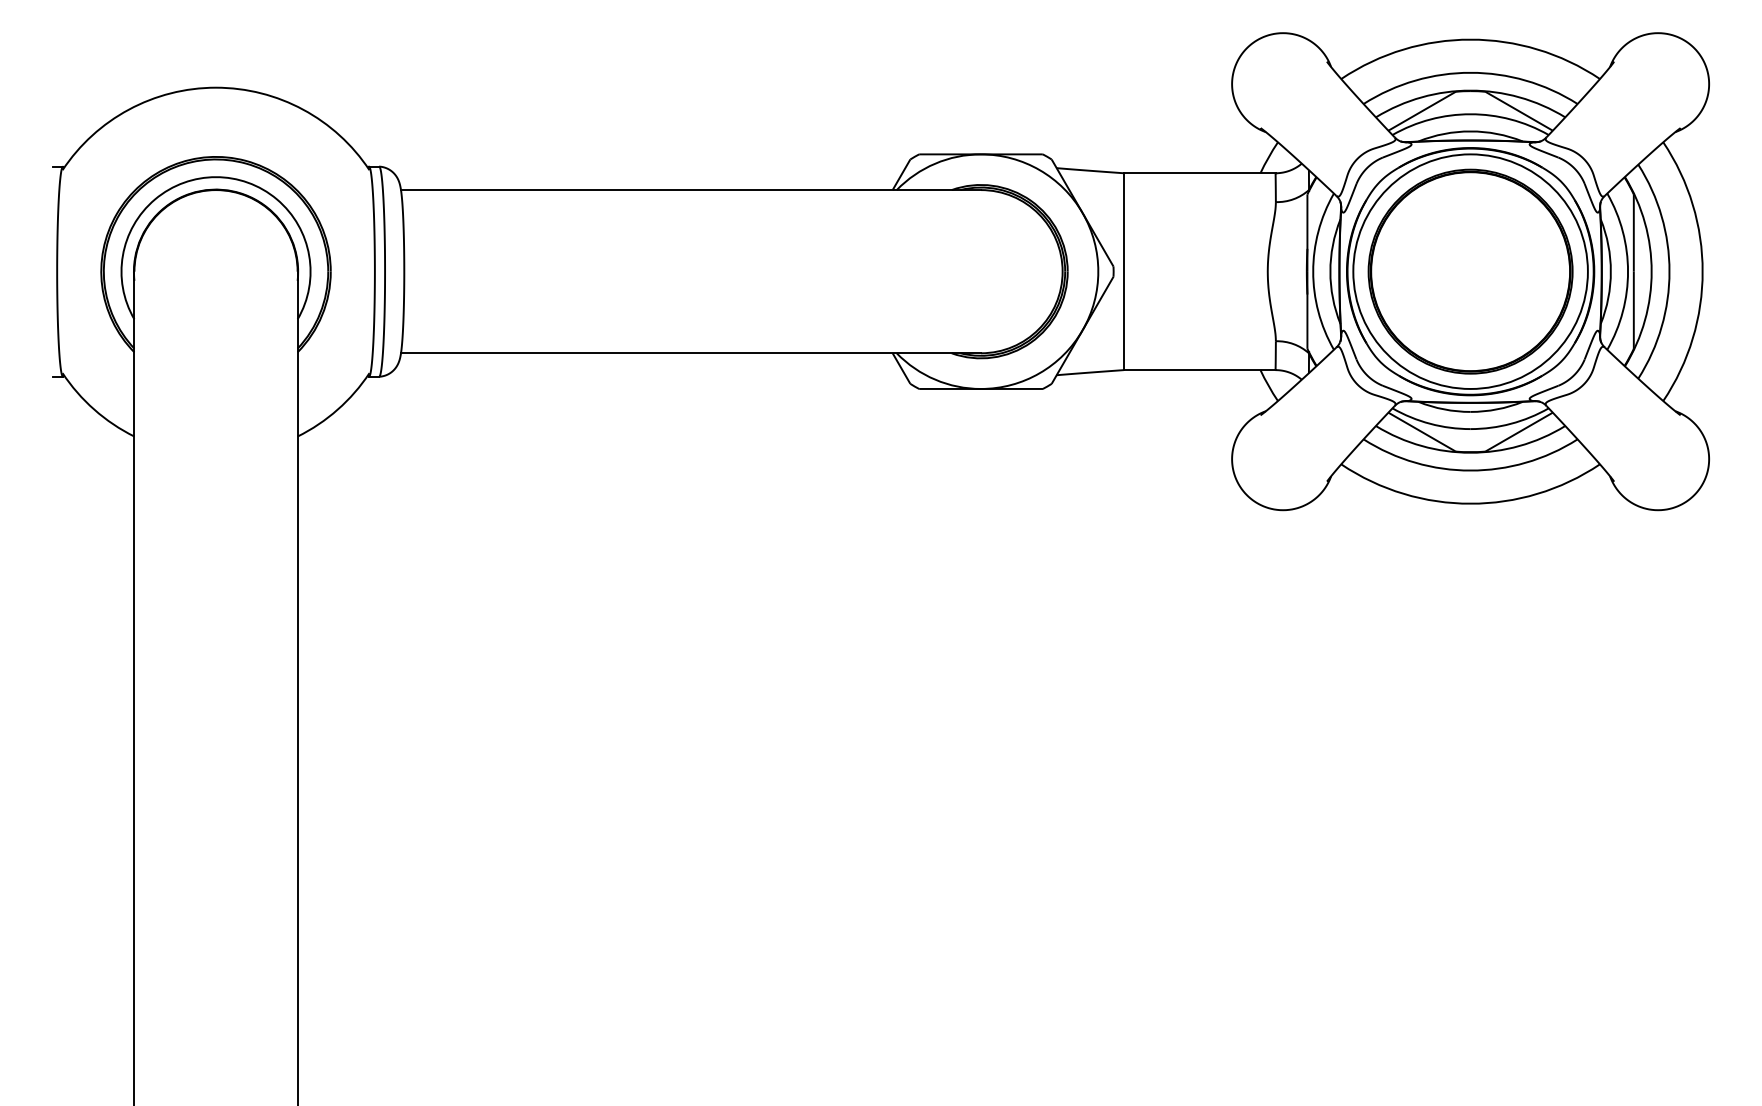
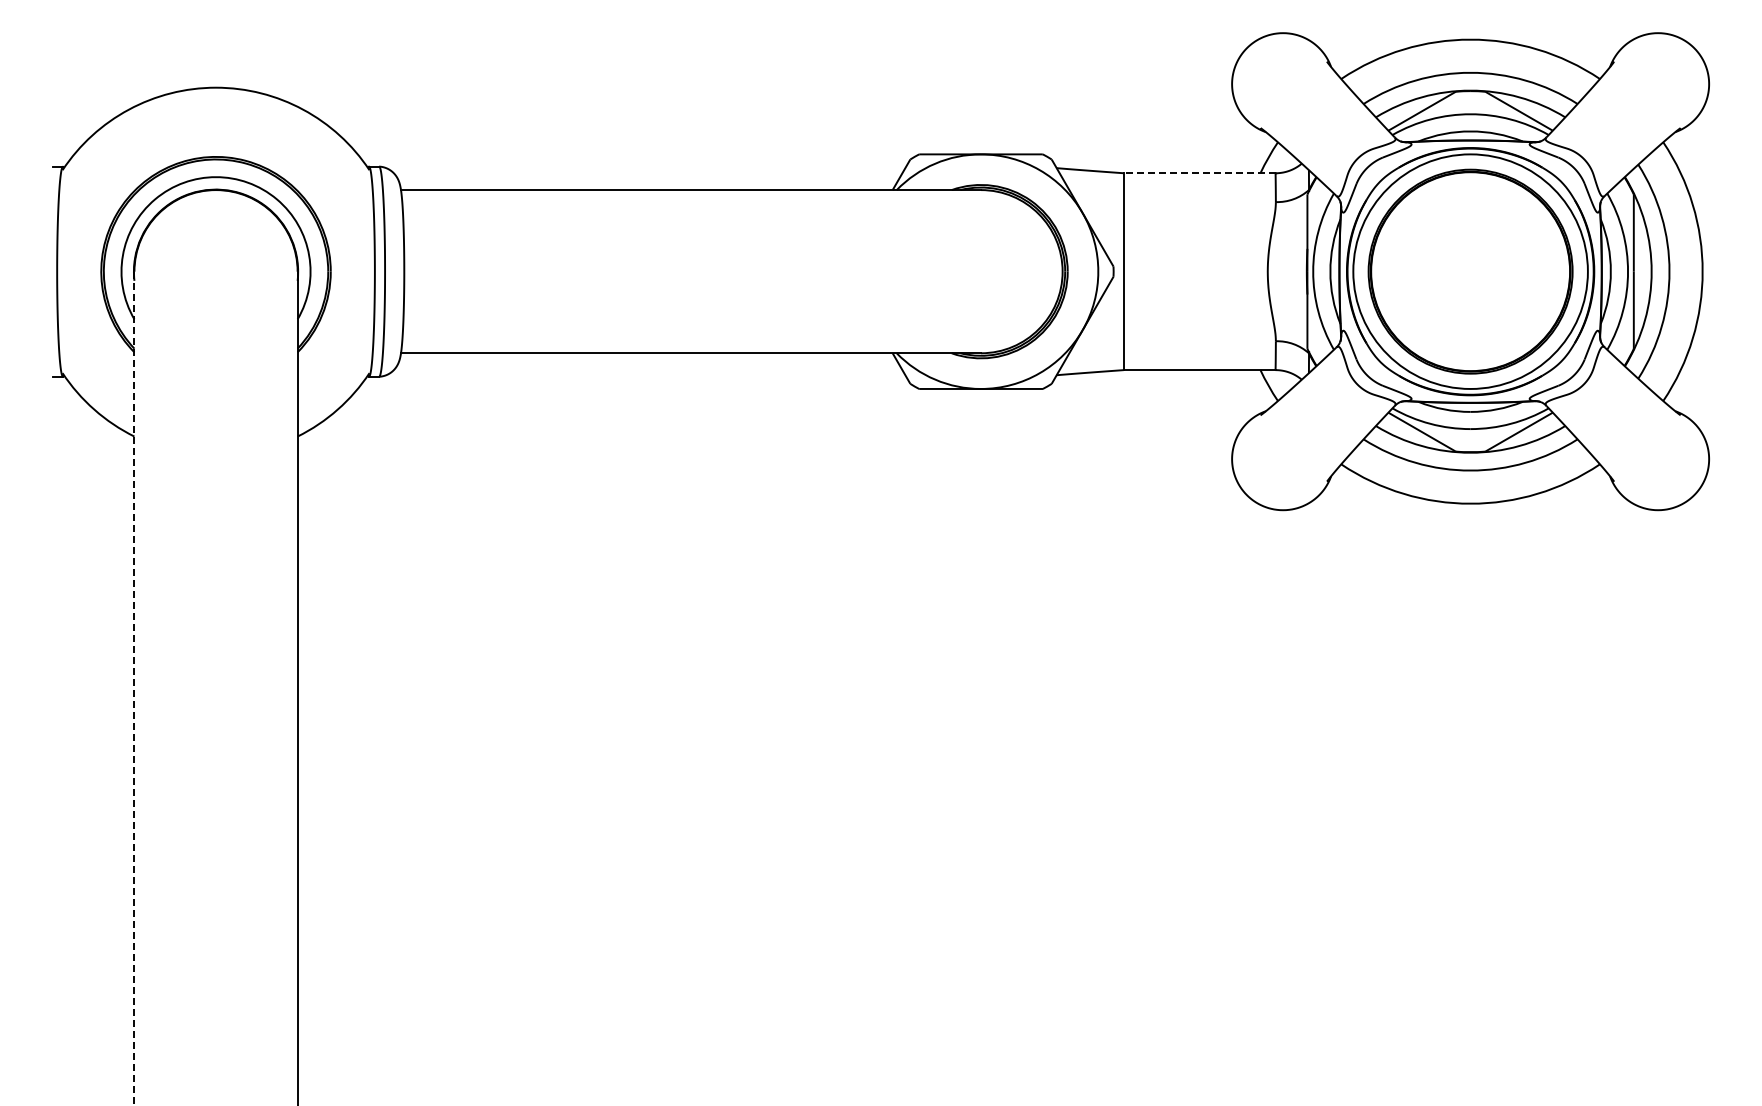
line: solid -> dashed (1199, 173)
line: solid -> dashed (134, 688)
